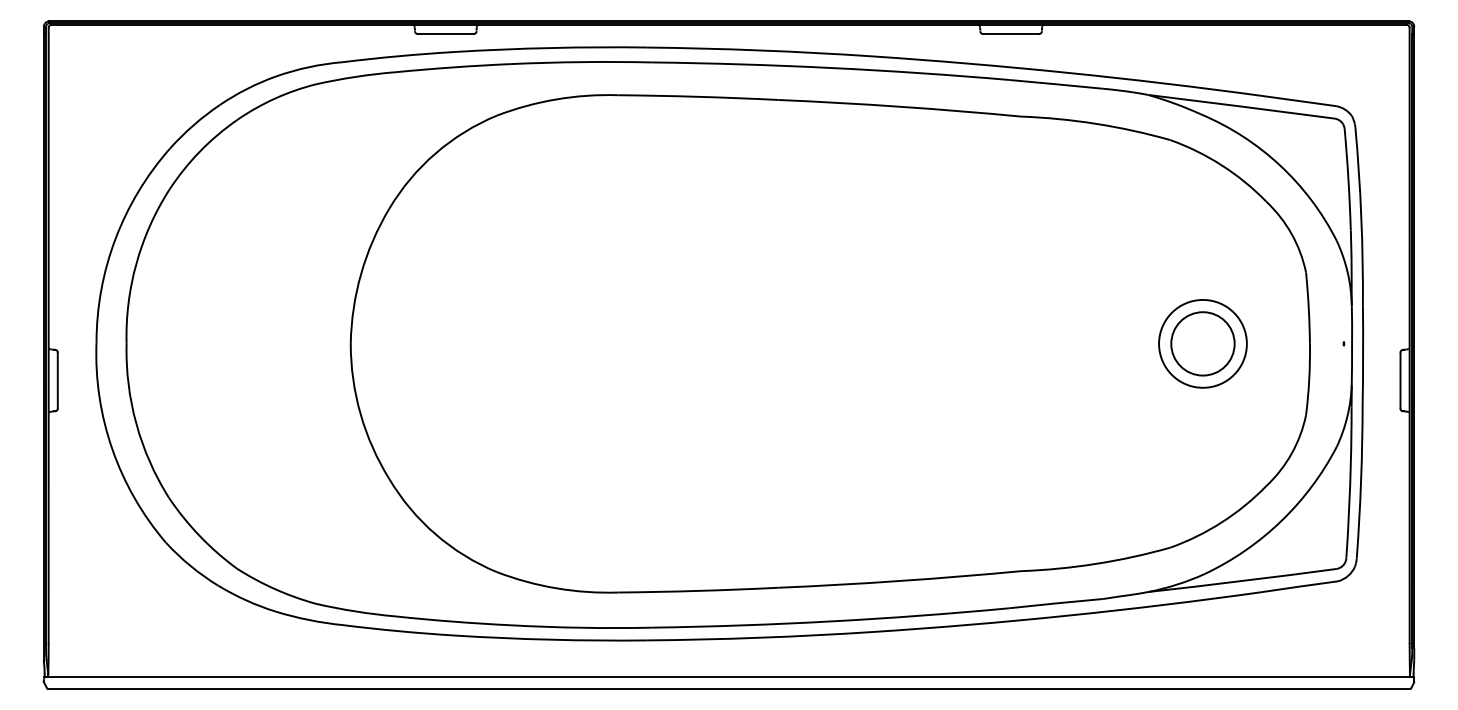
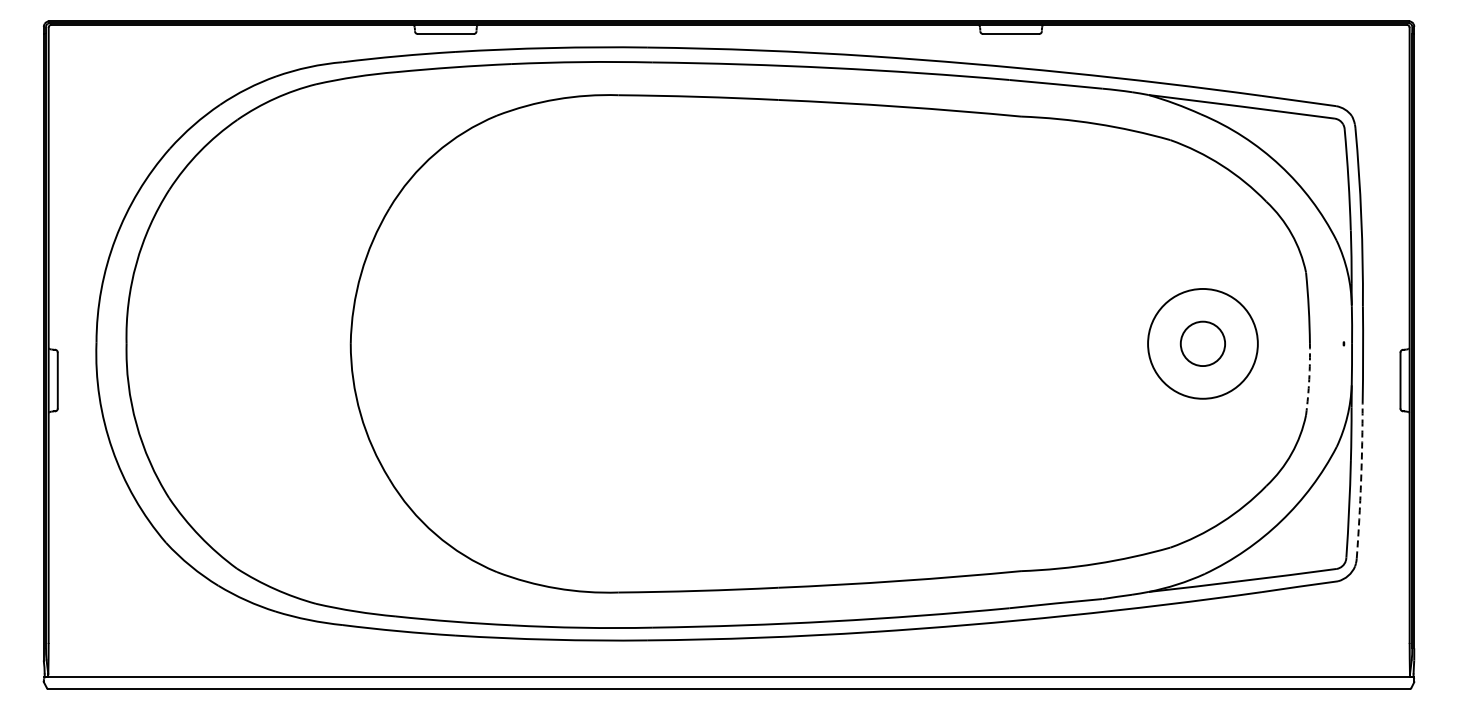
circle diameter: 63 px -> 44 px (1202, 343)
circle diameter: 88 px -> 110 px (1202, 343)
arc: solid -> dashed (1309, 379)
arc: solid -> dashed (1361, 481)
